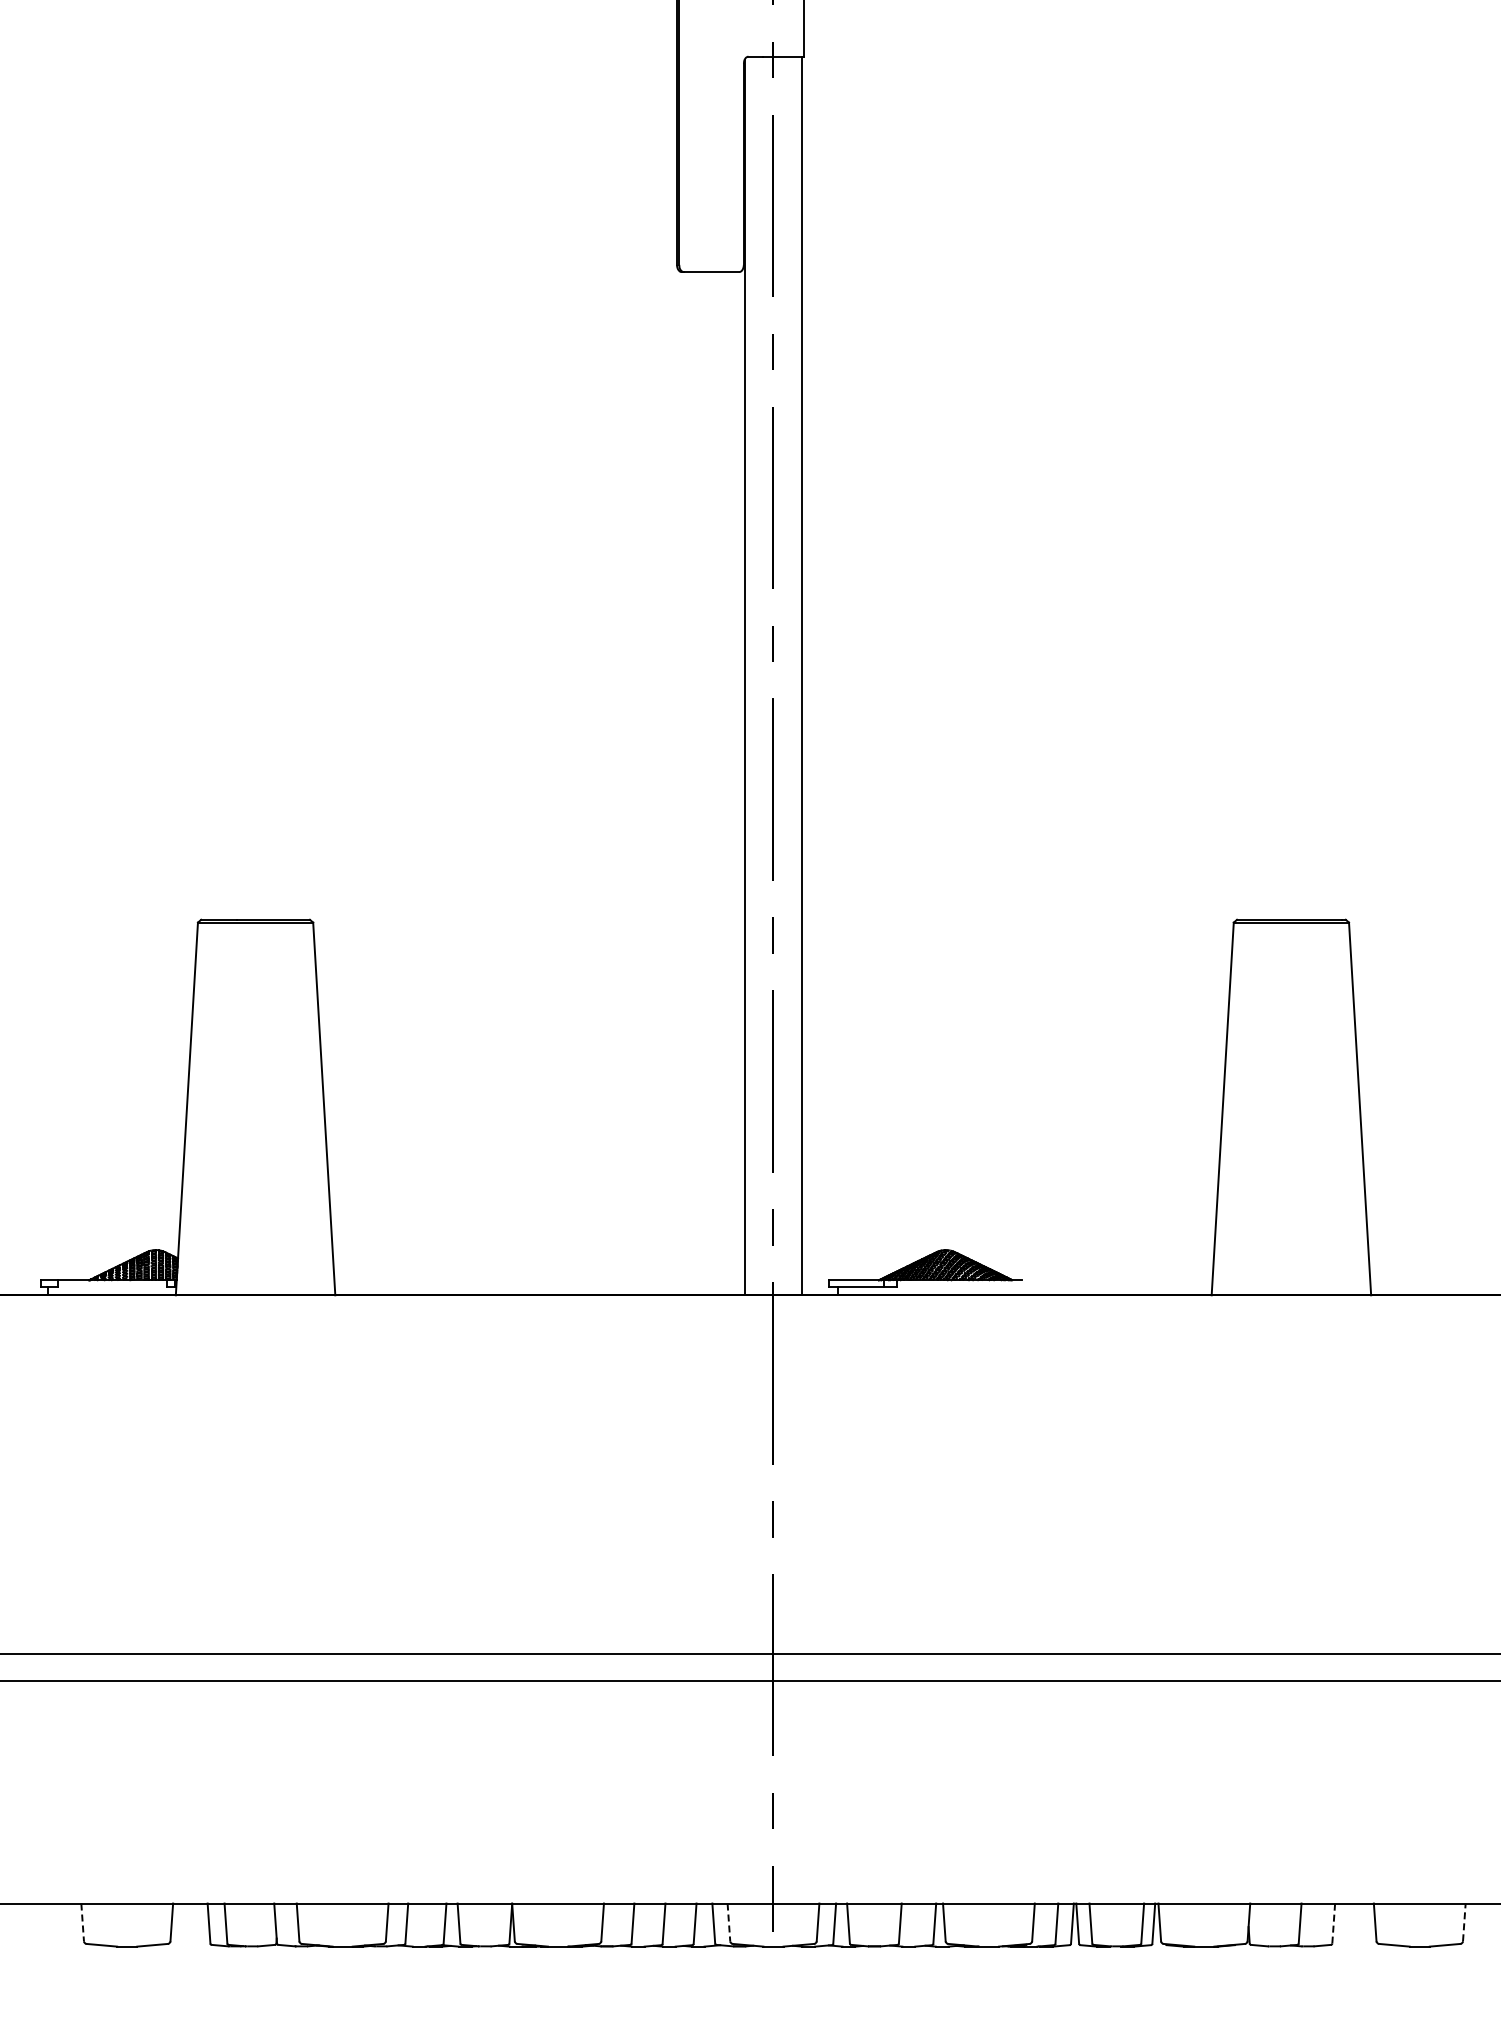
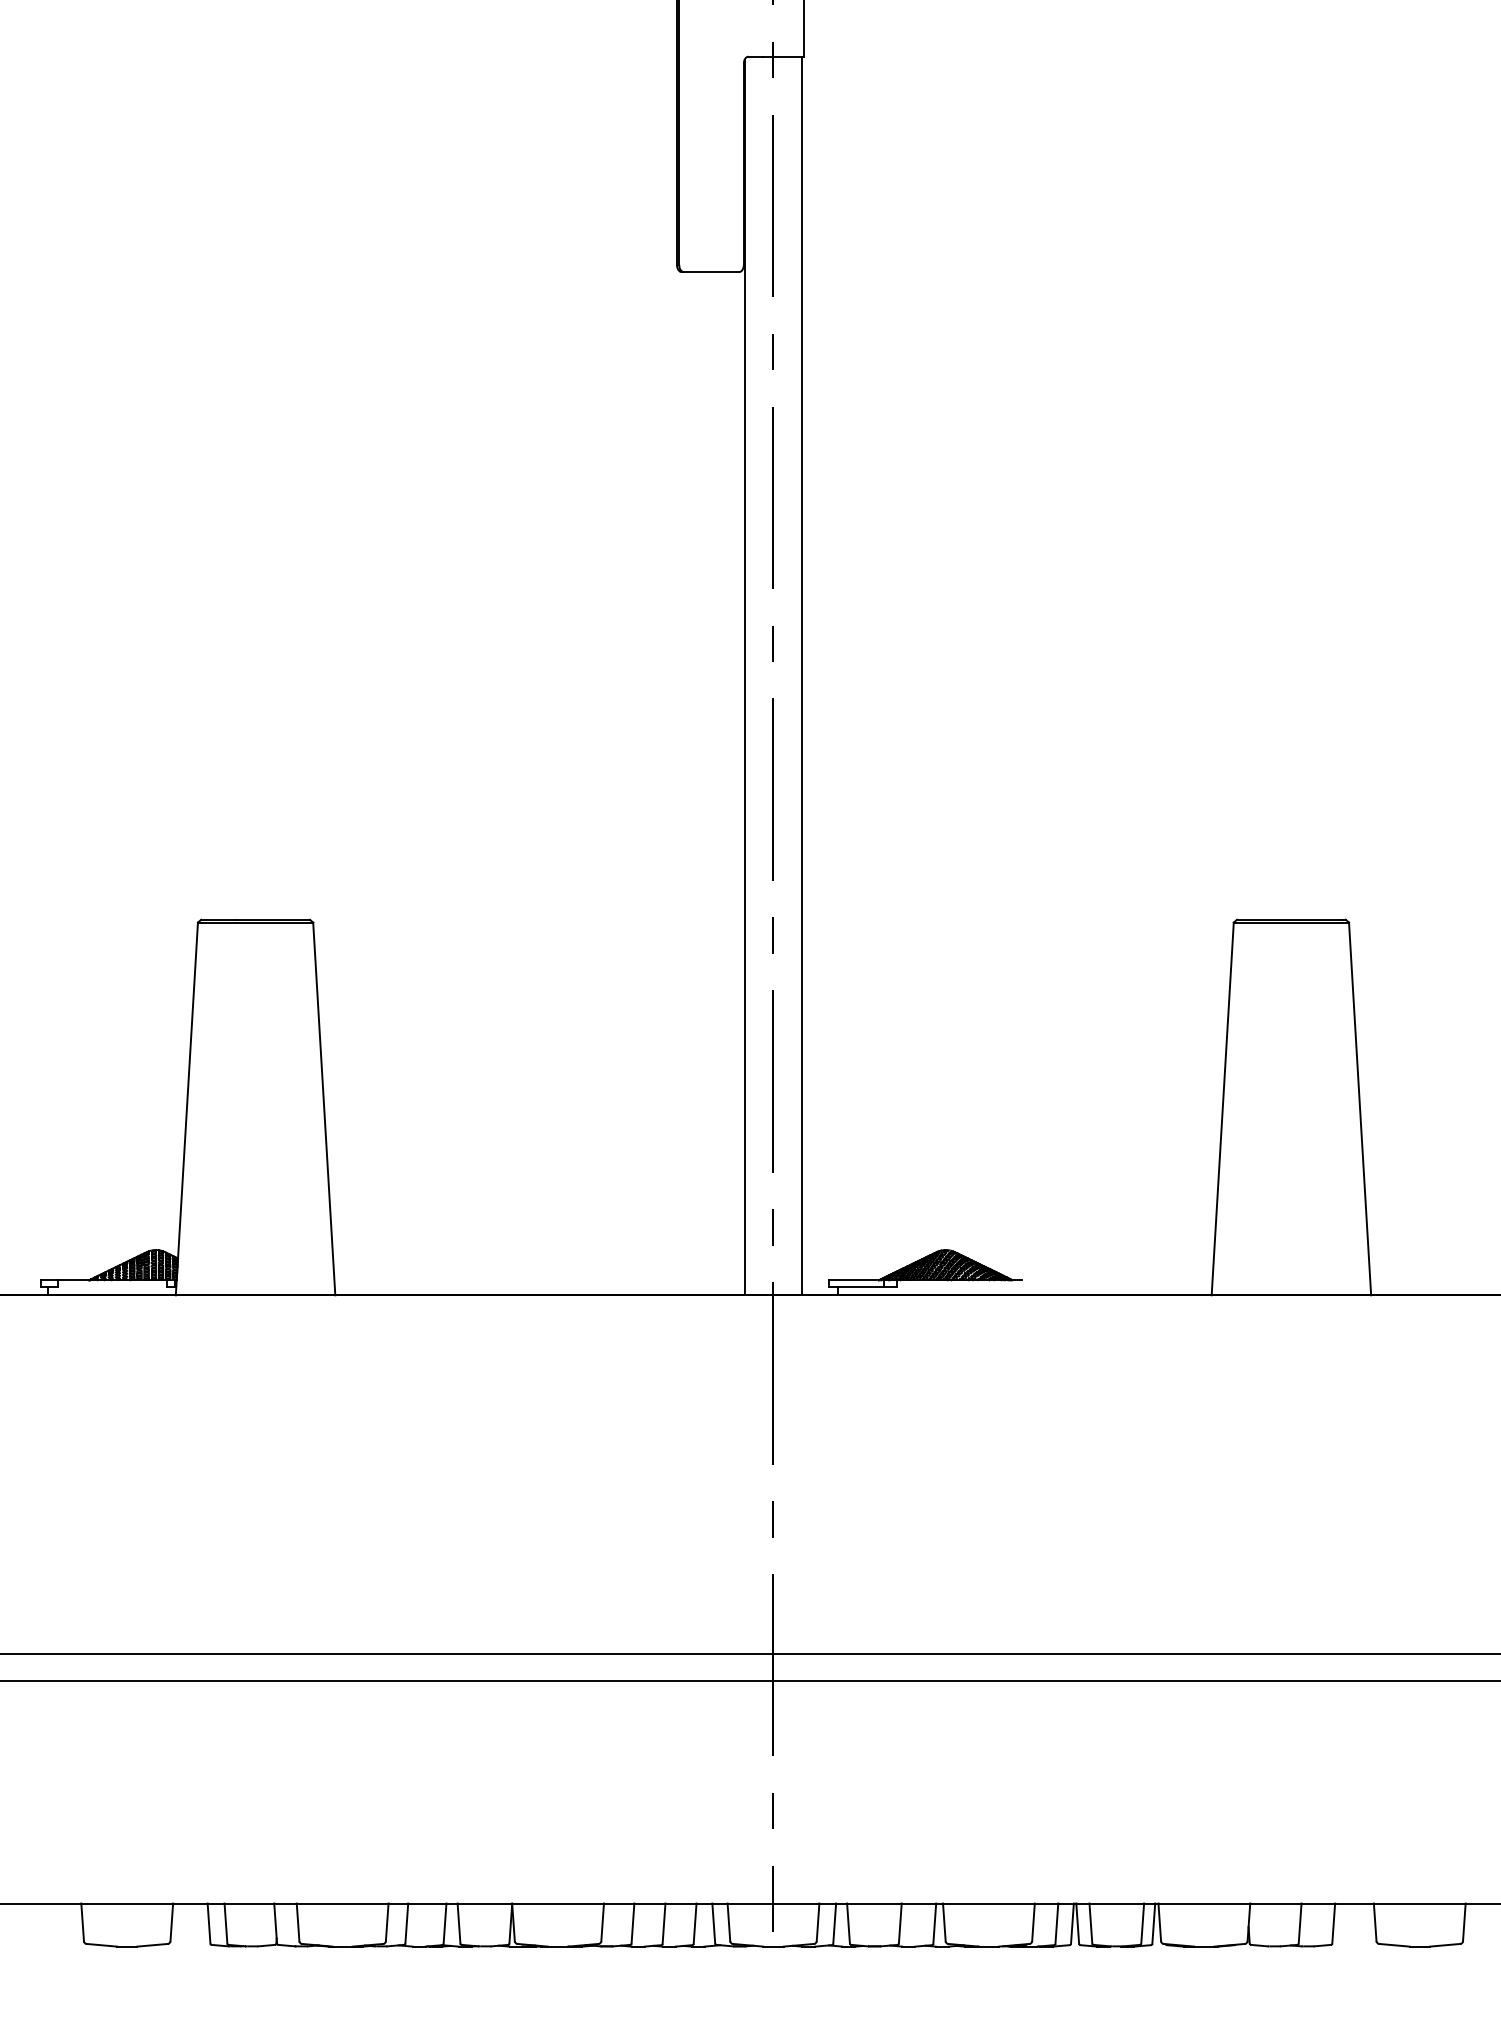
line: dashed -> solid (82, 1922)
line: dashed -> solid (728, 1922)
line: dashed -> solid (1464, 1922)
line: dashed -> solid (1333, 1923)
